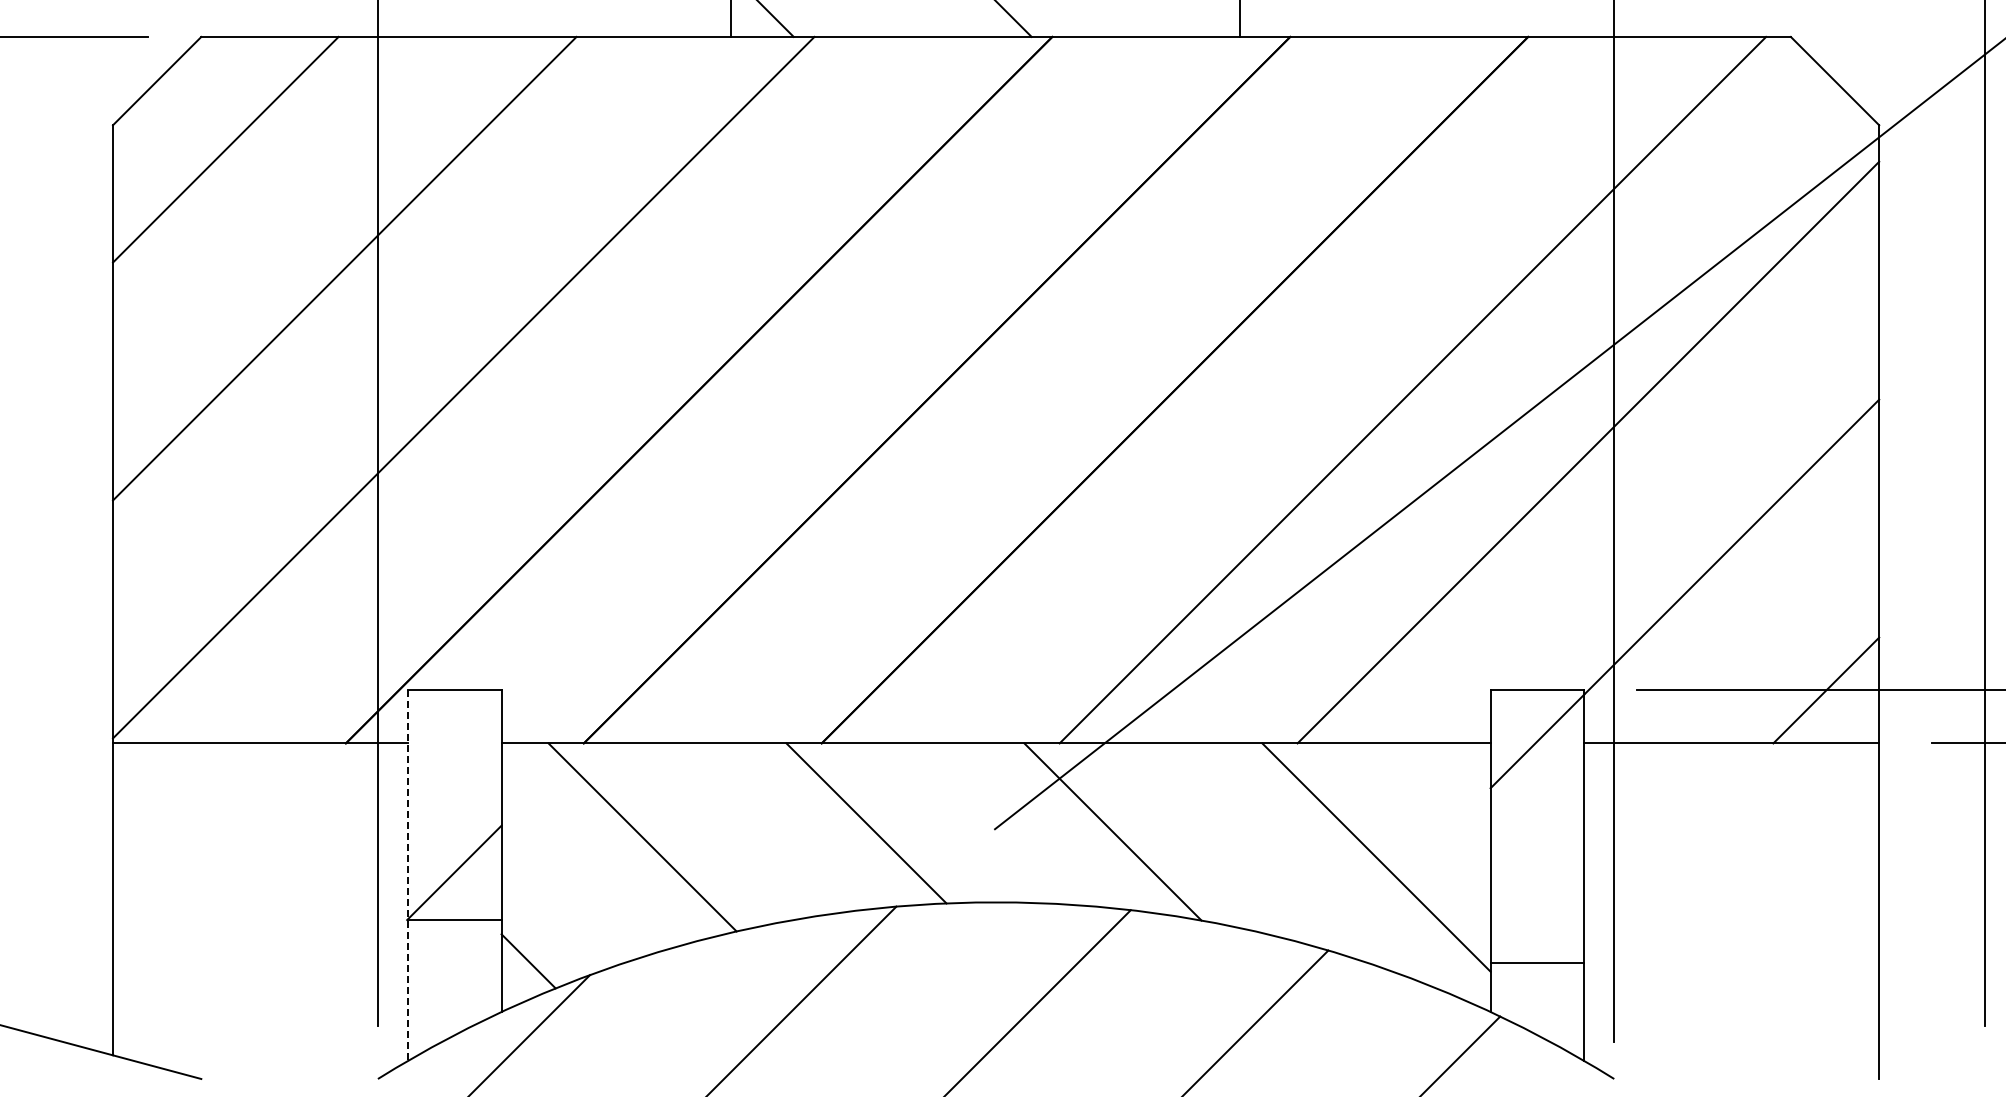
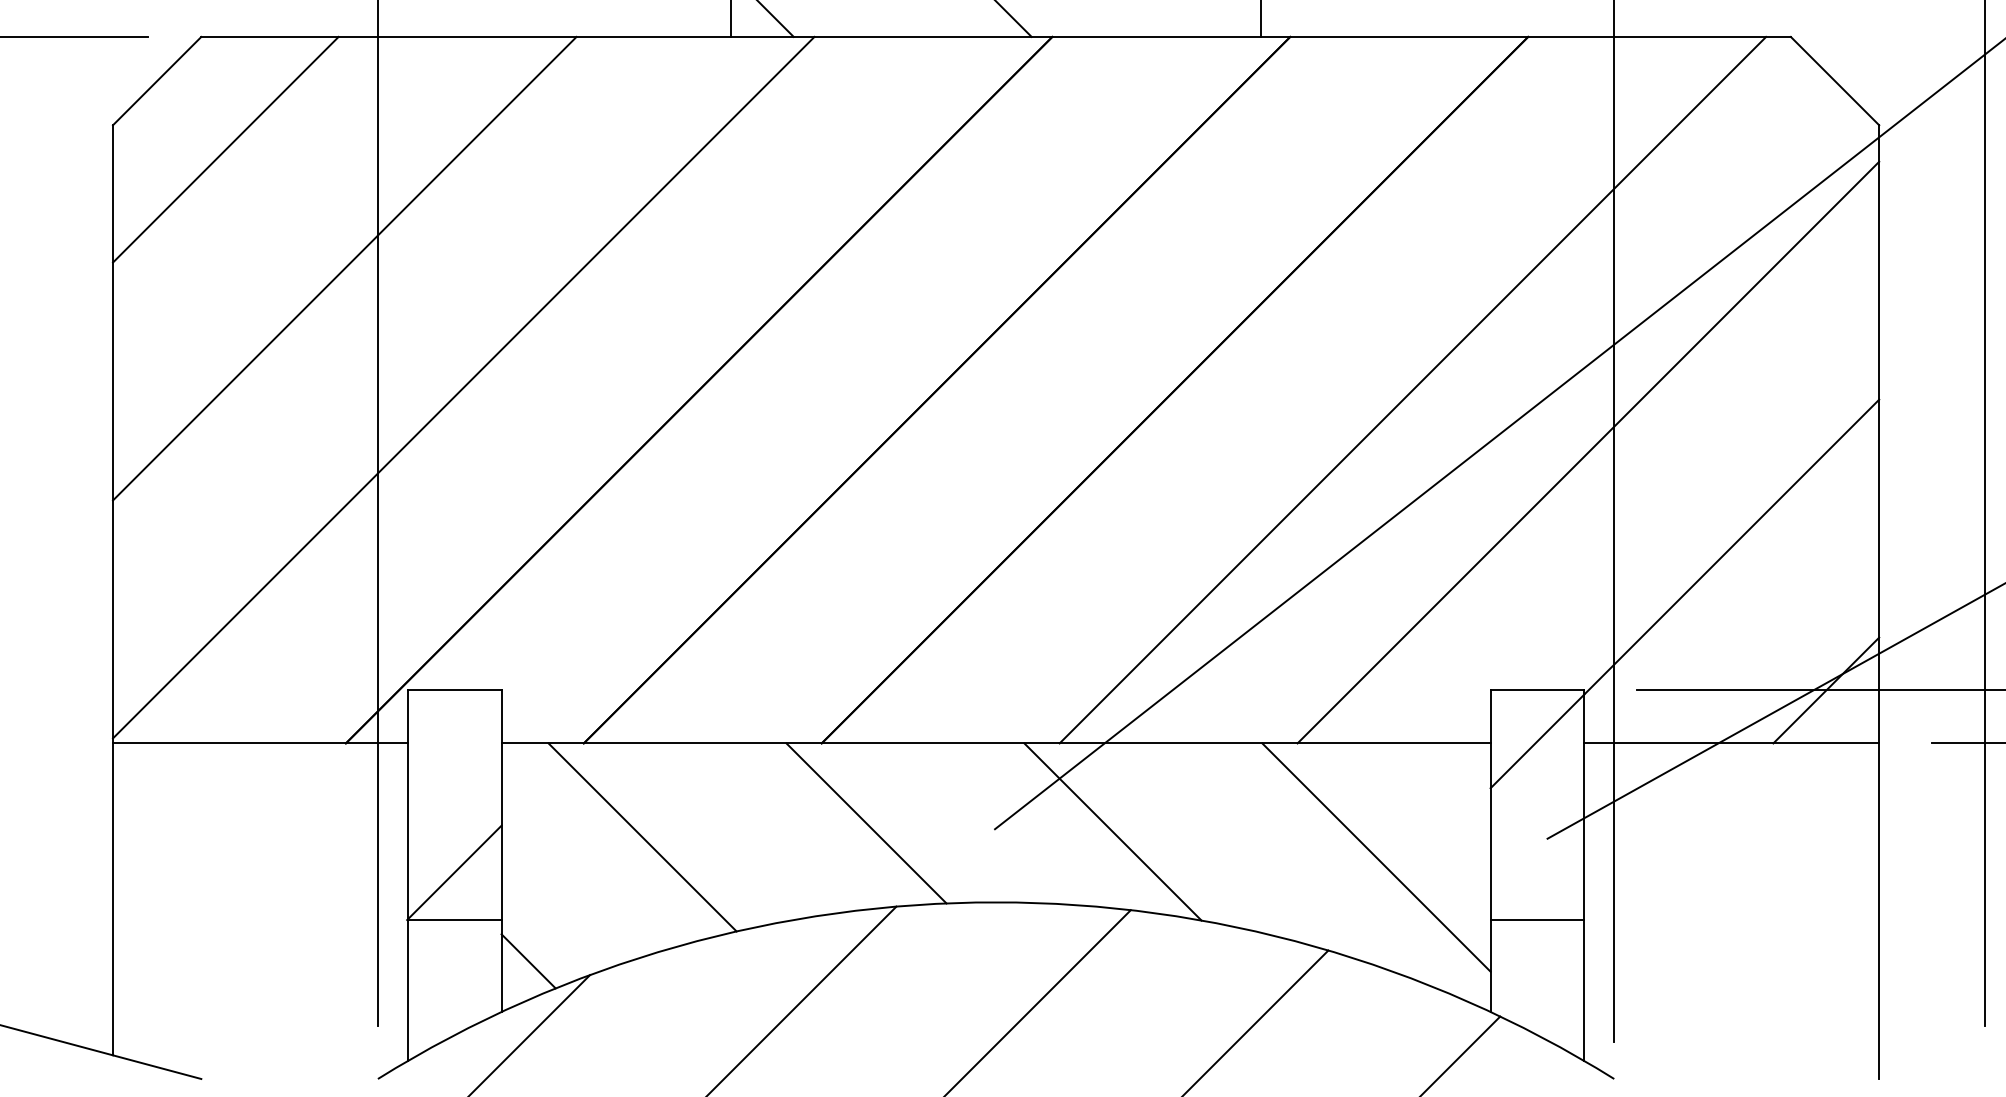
line position: (1240, 19) -> (1261, 19) (1261, 19)
line: none -> present (1774, 711)
line: dashed -> solid (407, 876)
line position: (1537, 963) -> (1537, 920) (1537, 920)
